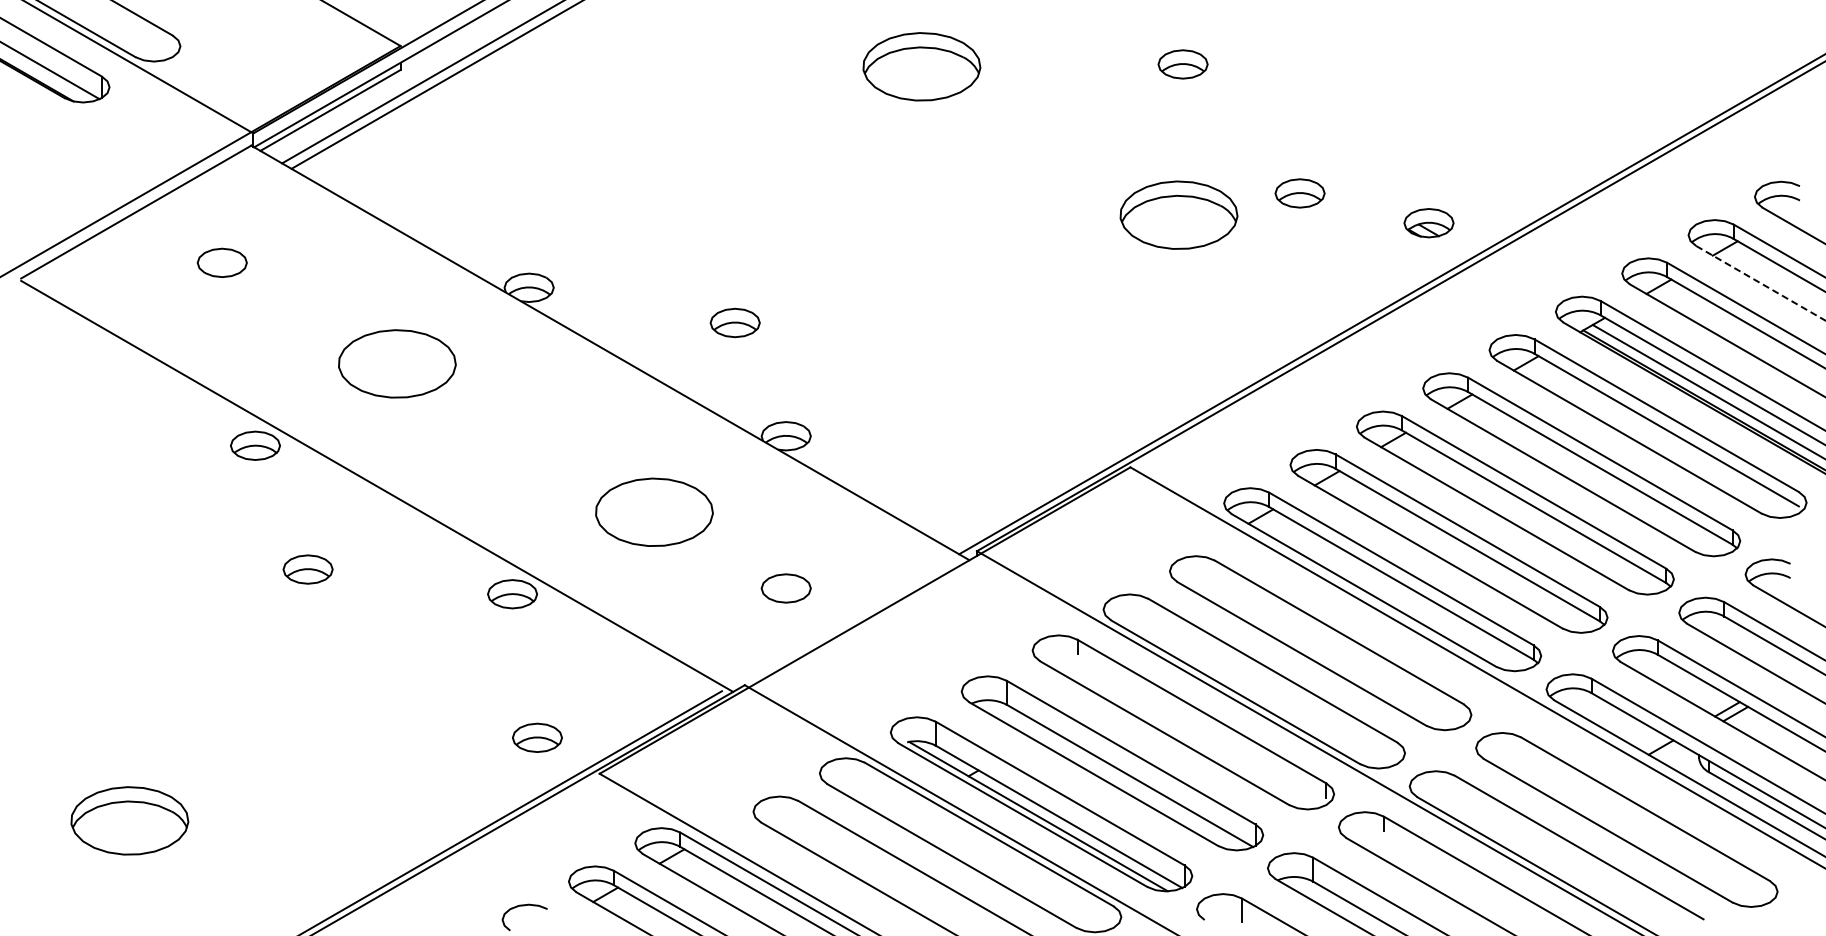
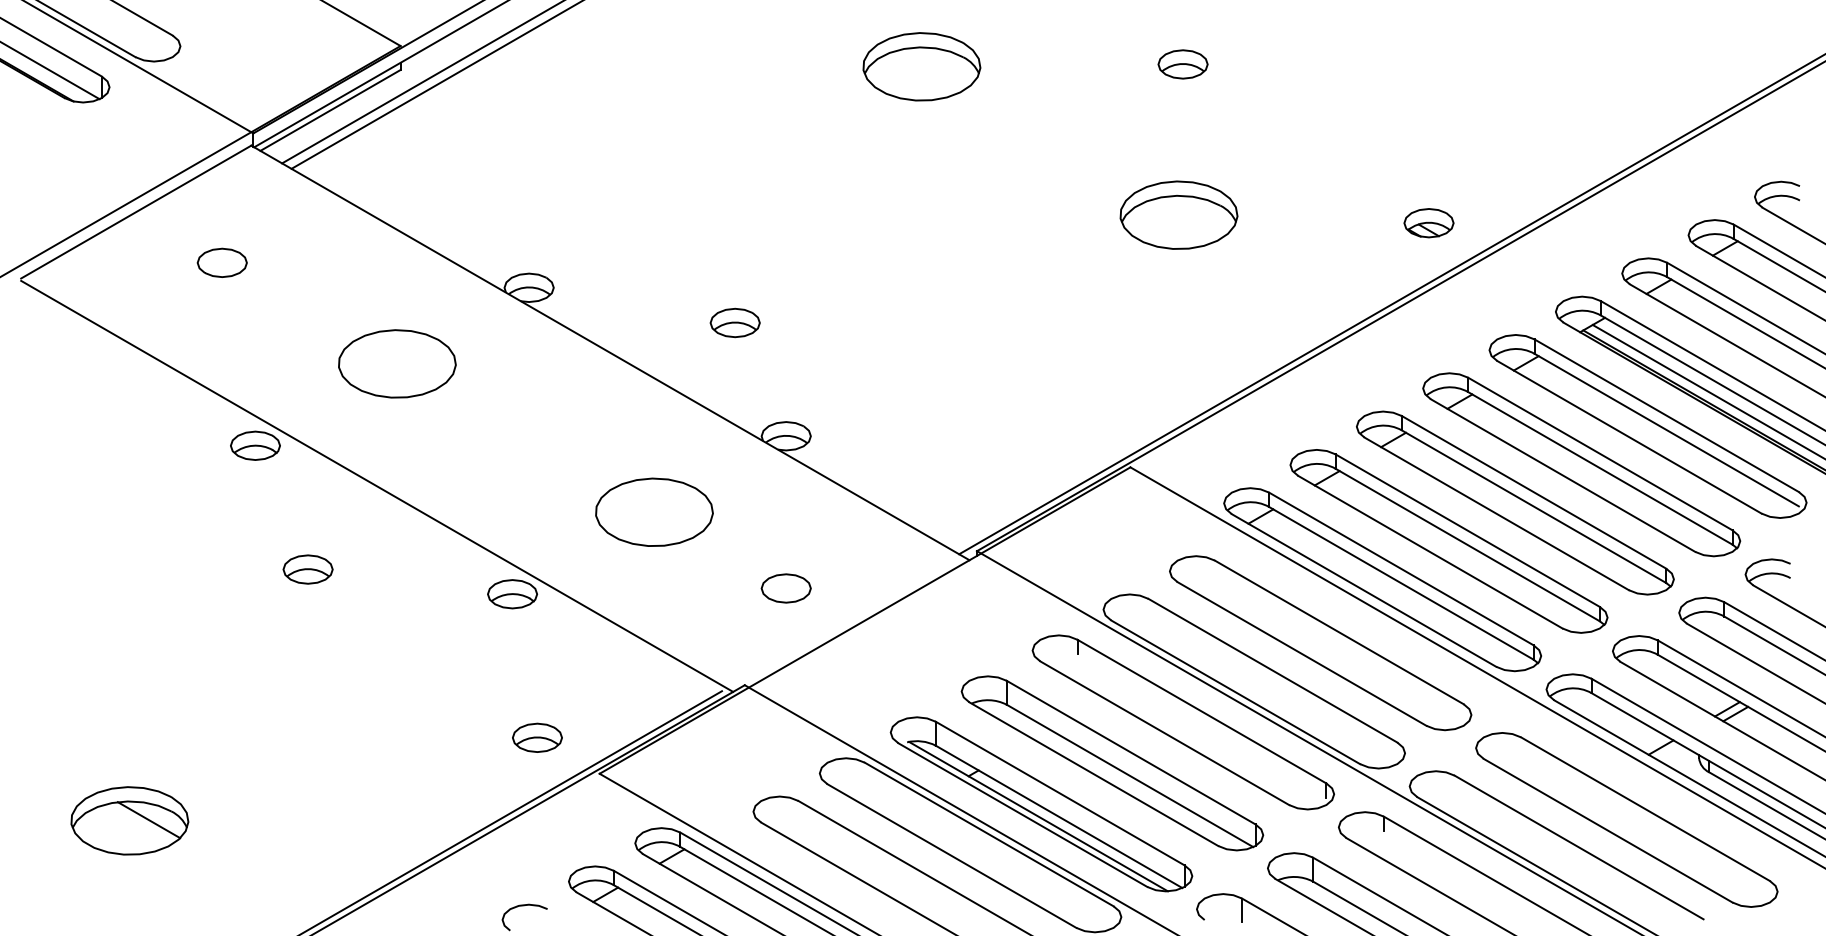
part: present -> none (1299, 193)
line: dashed -> solid (1761, 283)
line: none -> present (148, 820)
